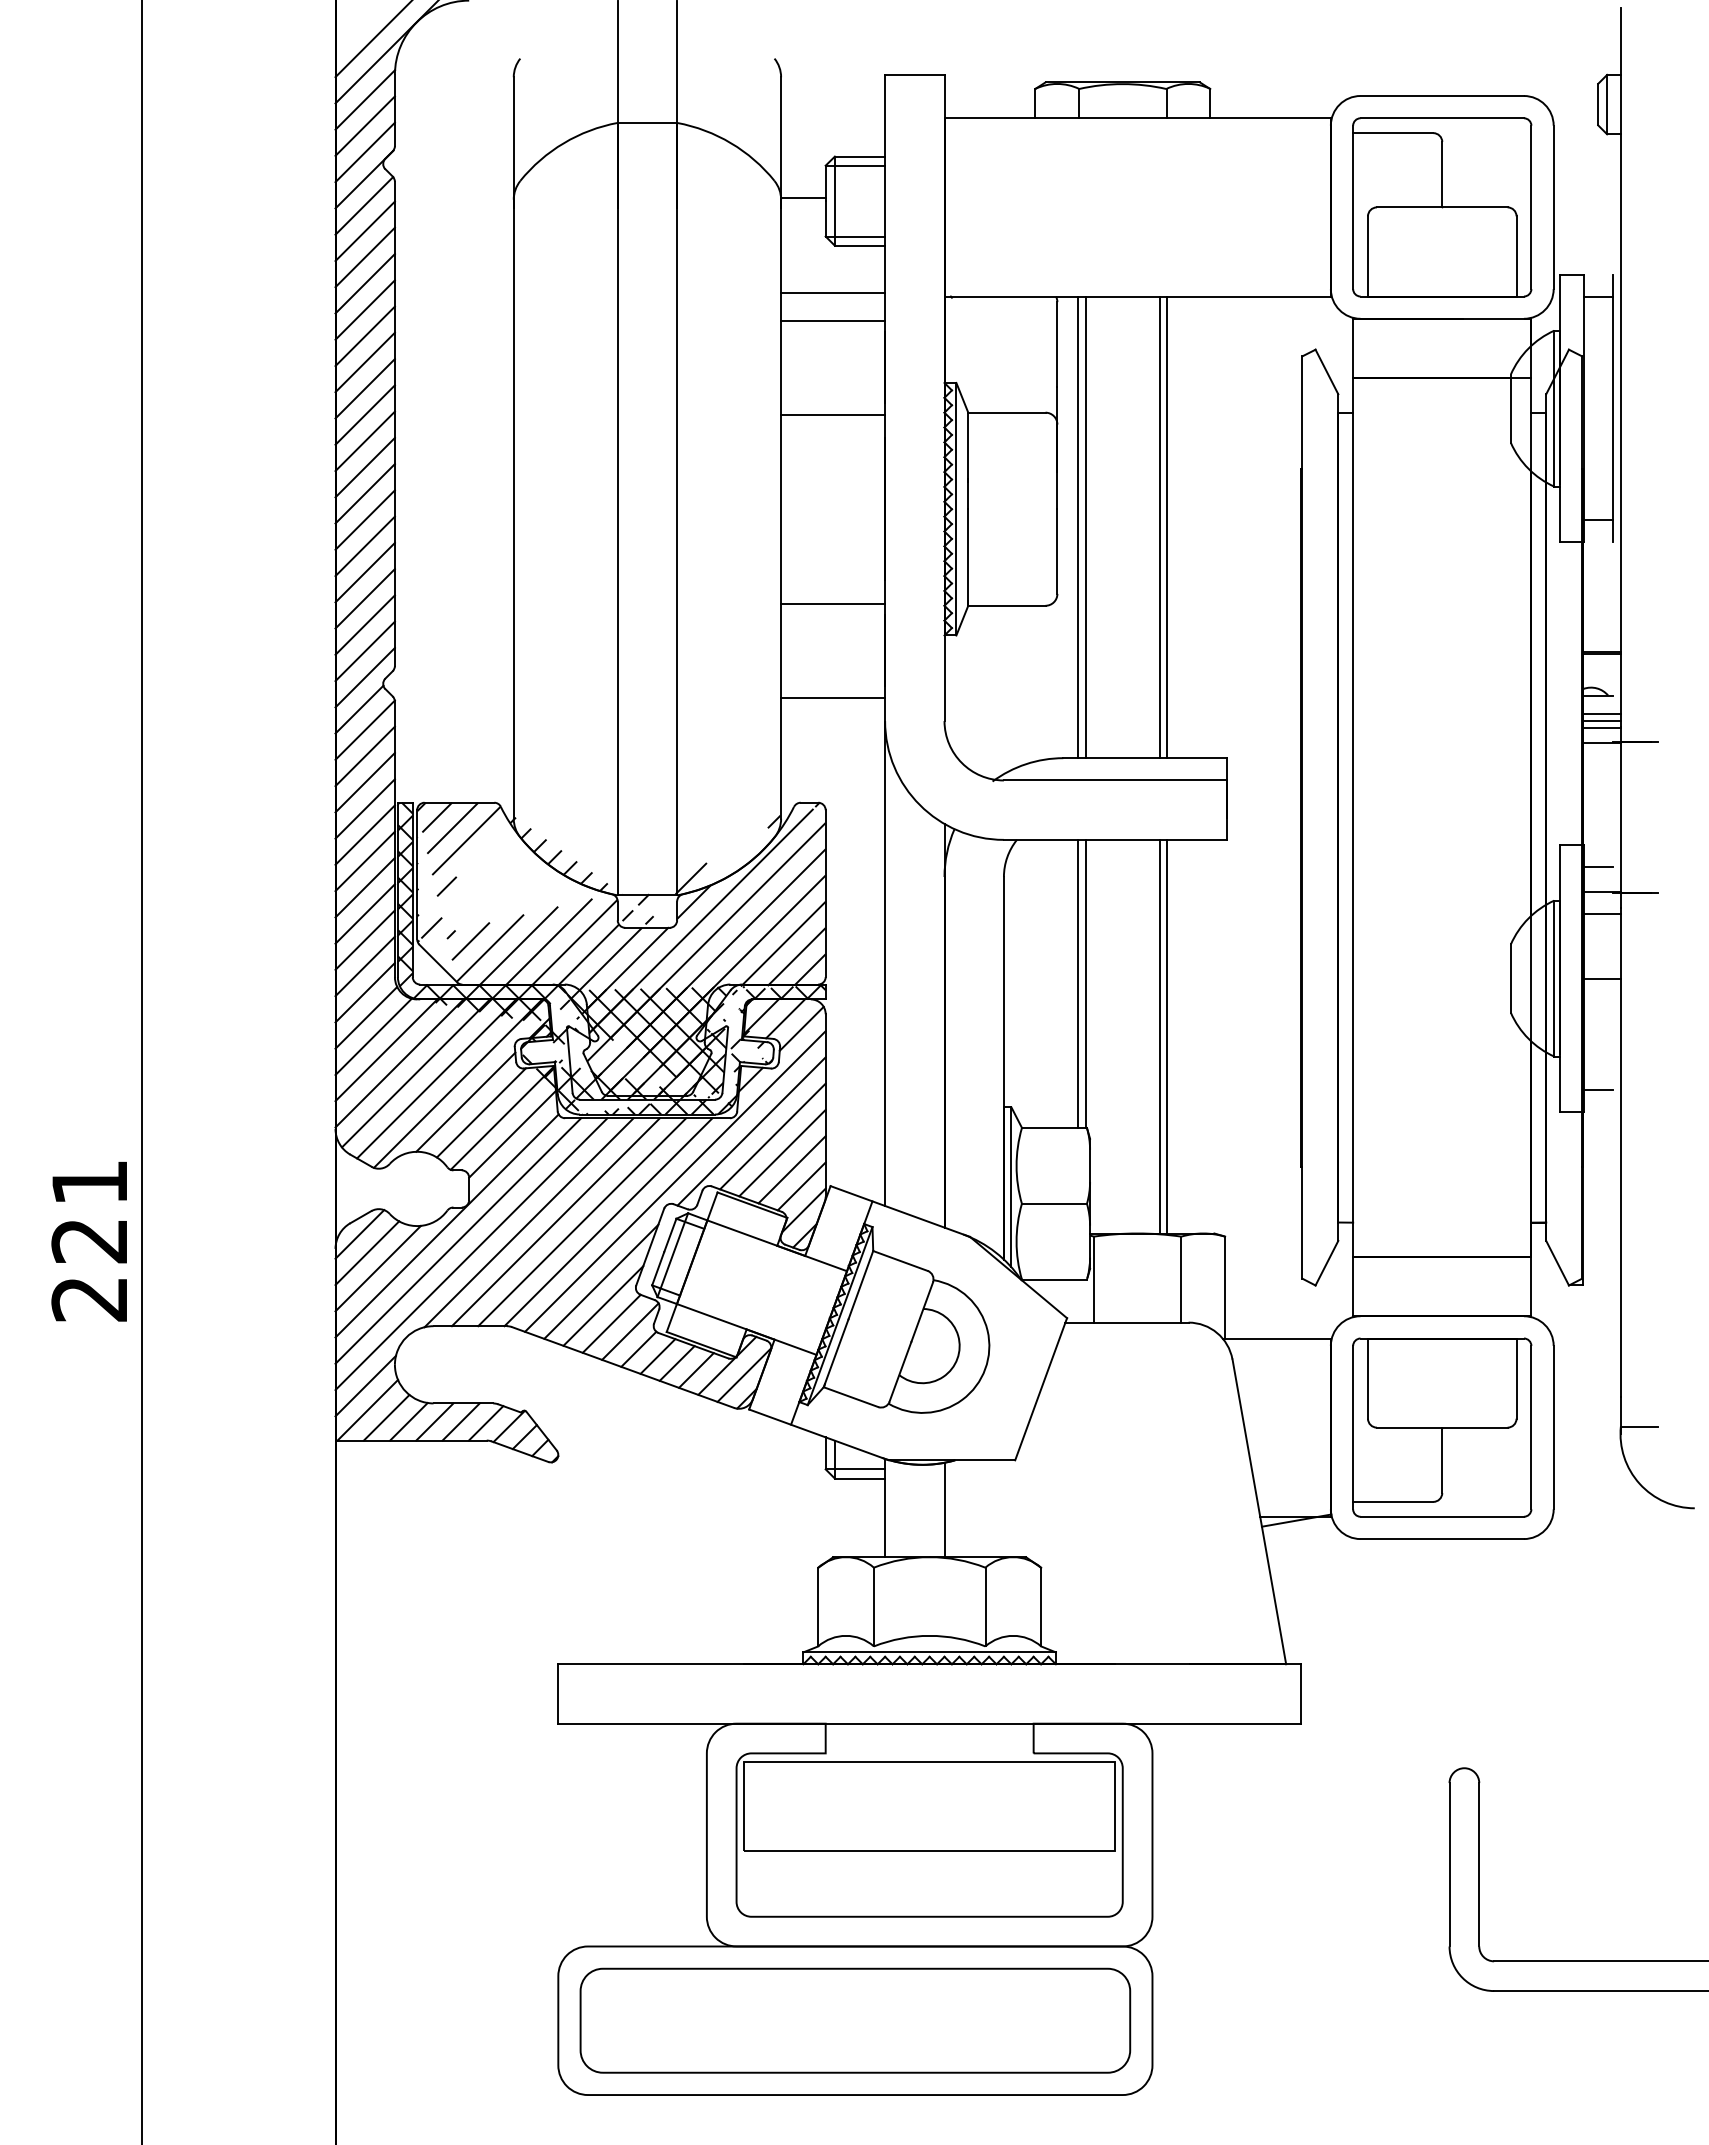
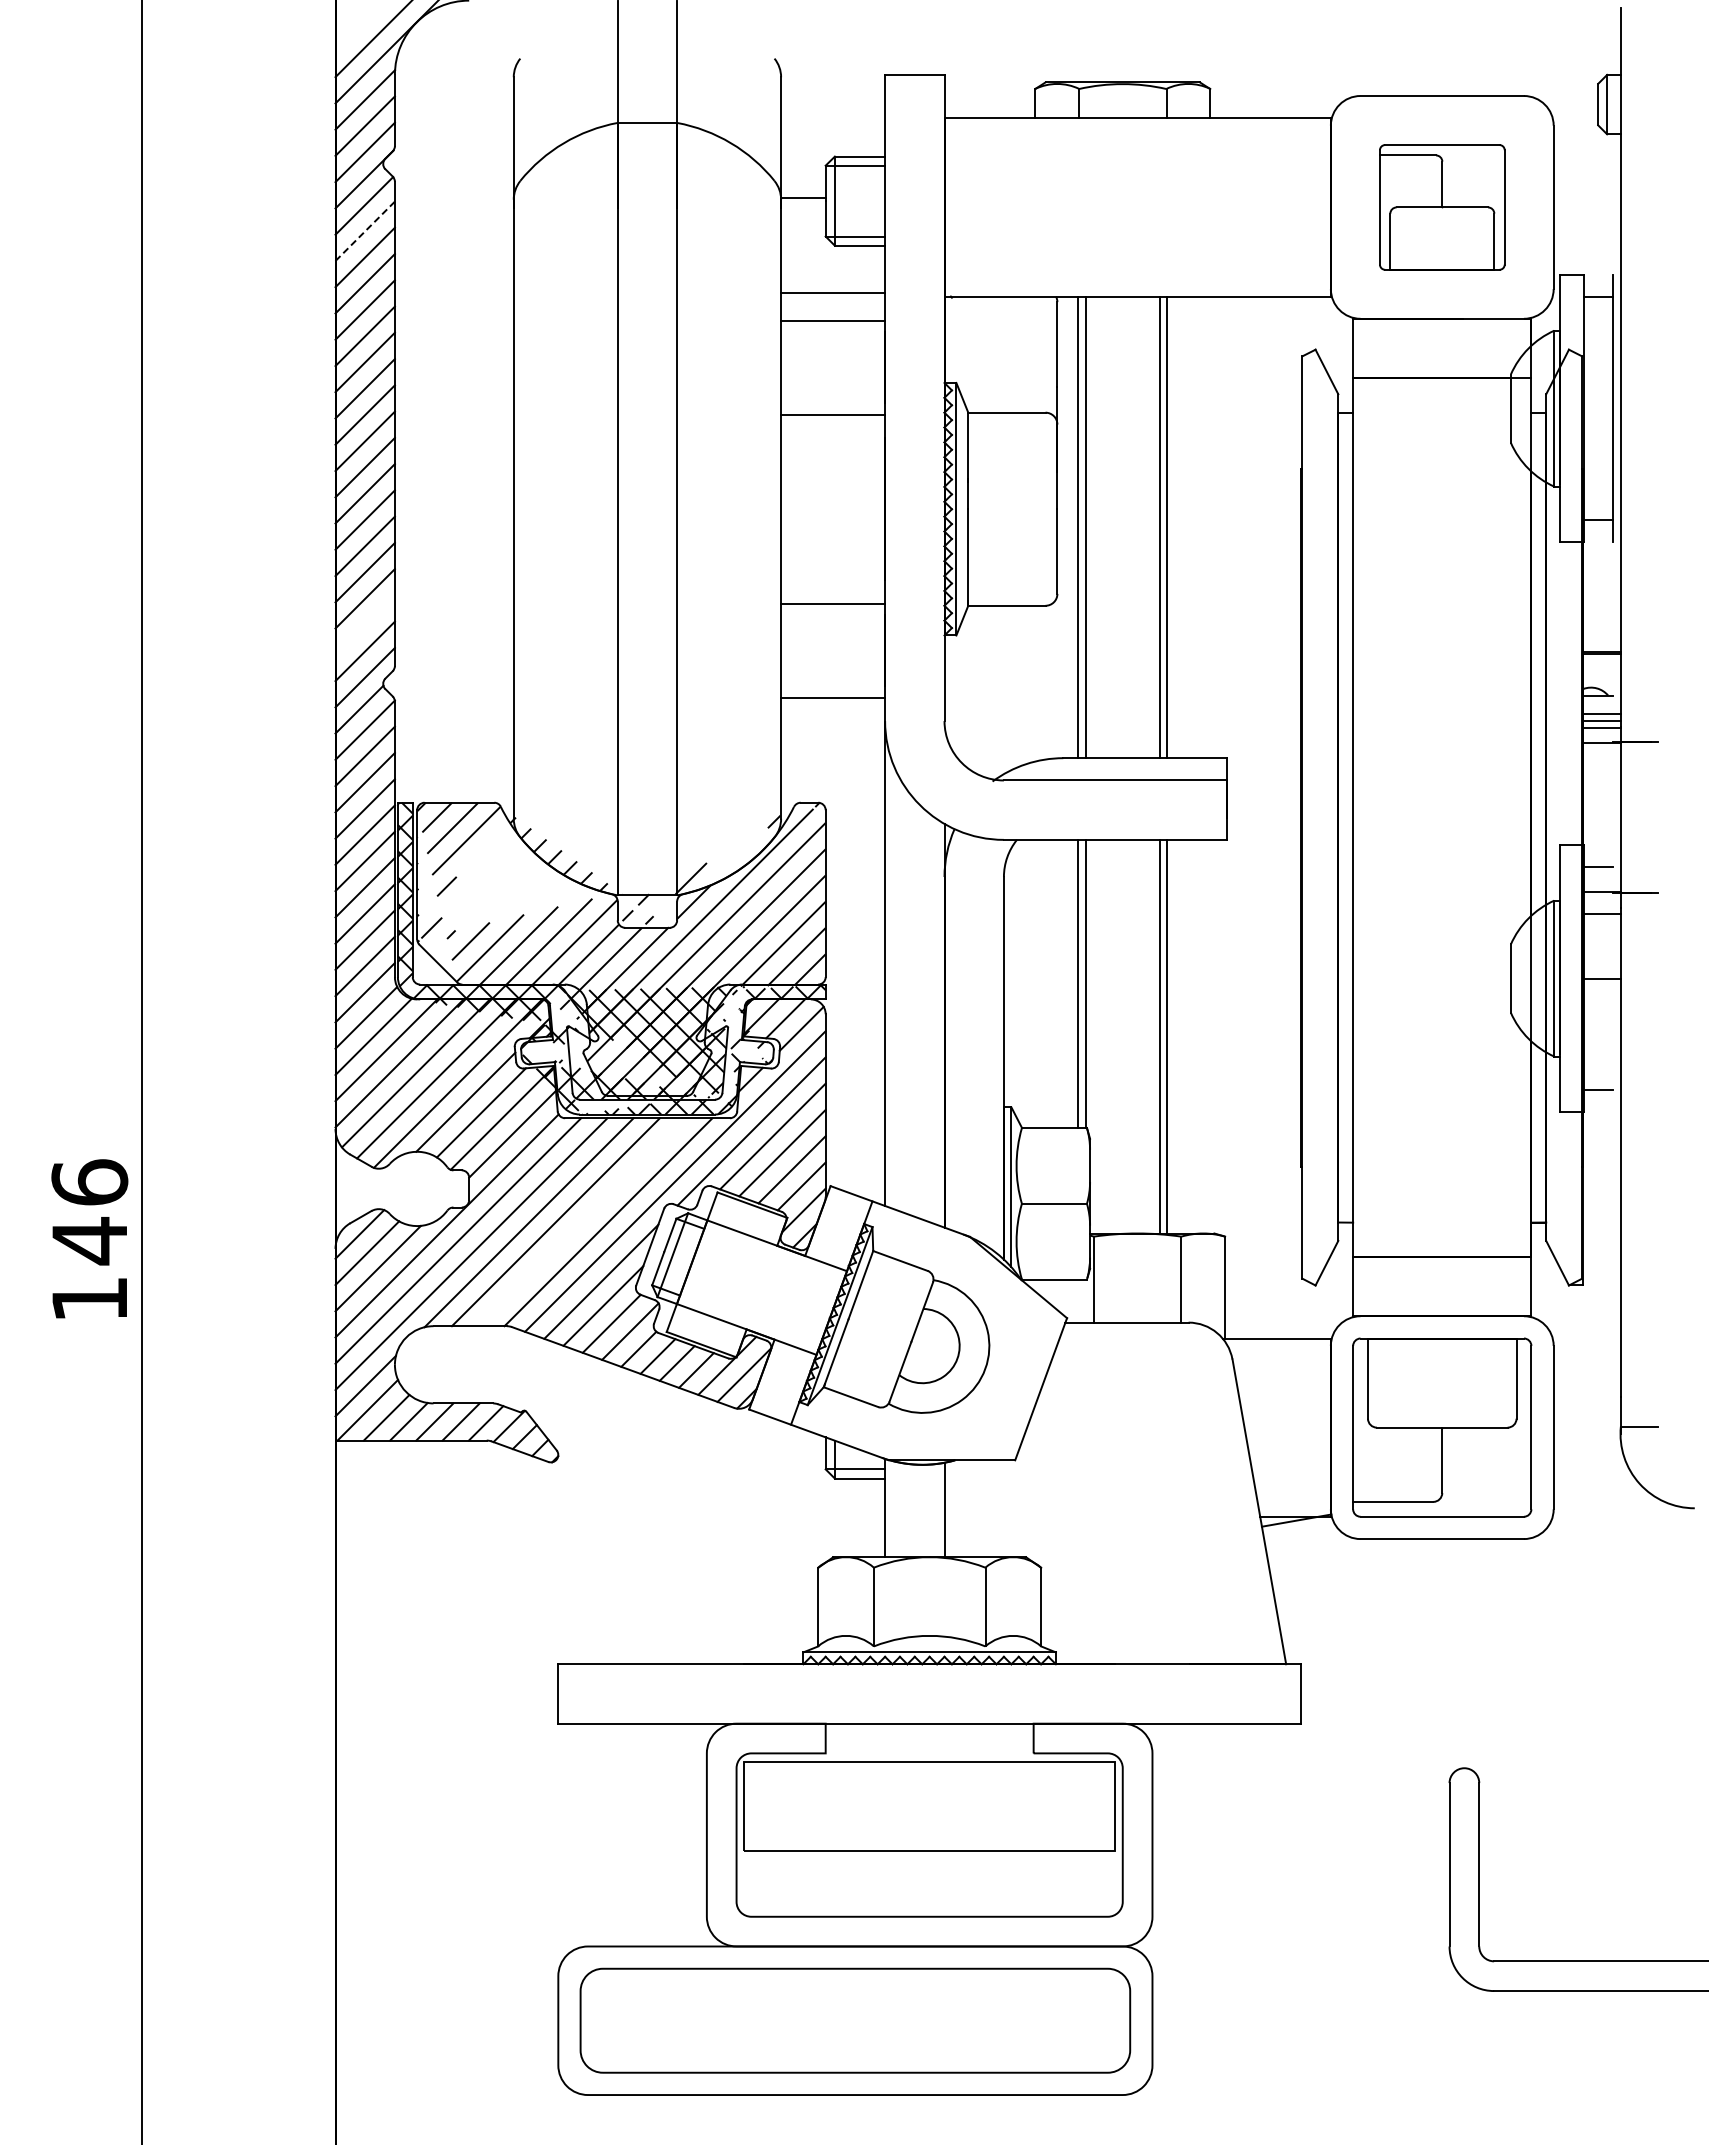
part size: 181x181 px -> 127x127 px (1442, 207)
line: solid -> dashed (365, 230)
line: present -> none (364, 624)
line: present -> none (582, 1222)
text: 221 -> 146 (89, 1240)
